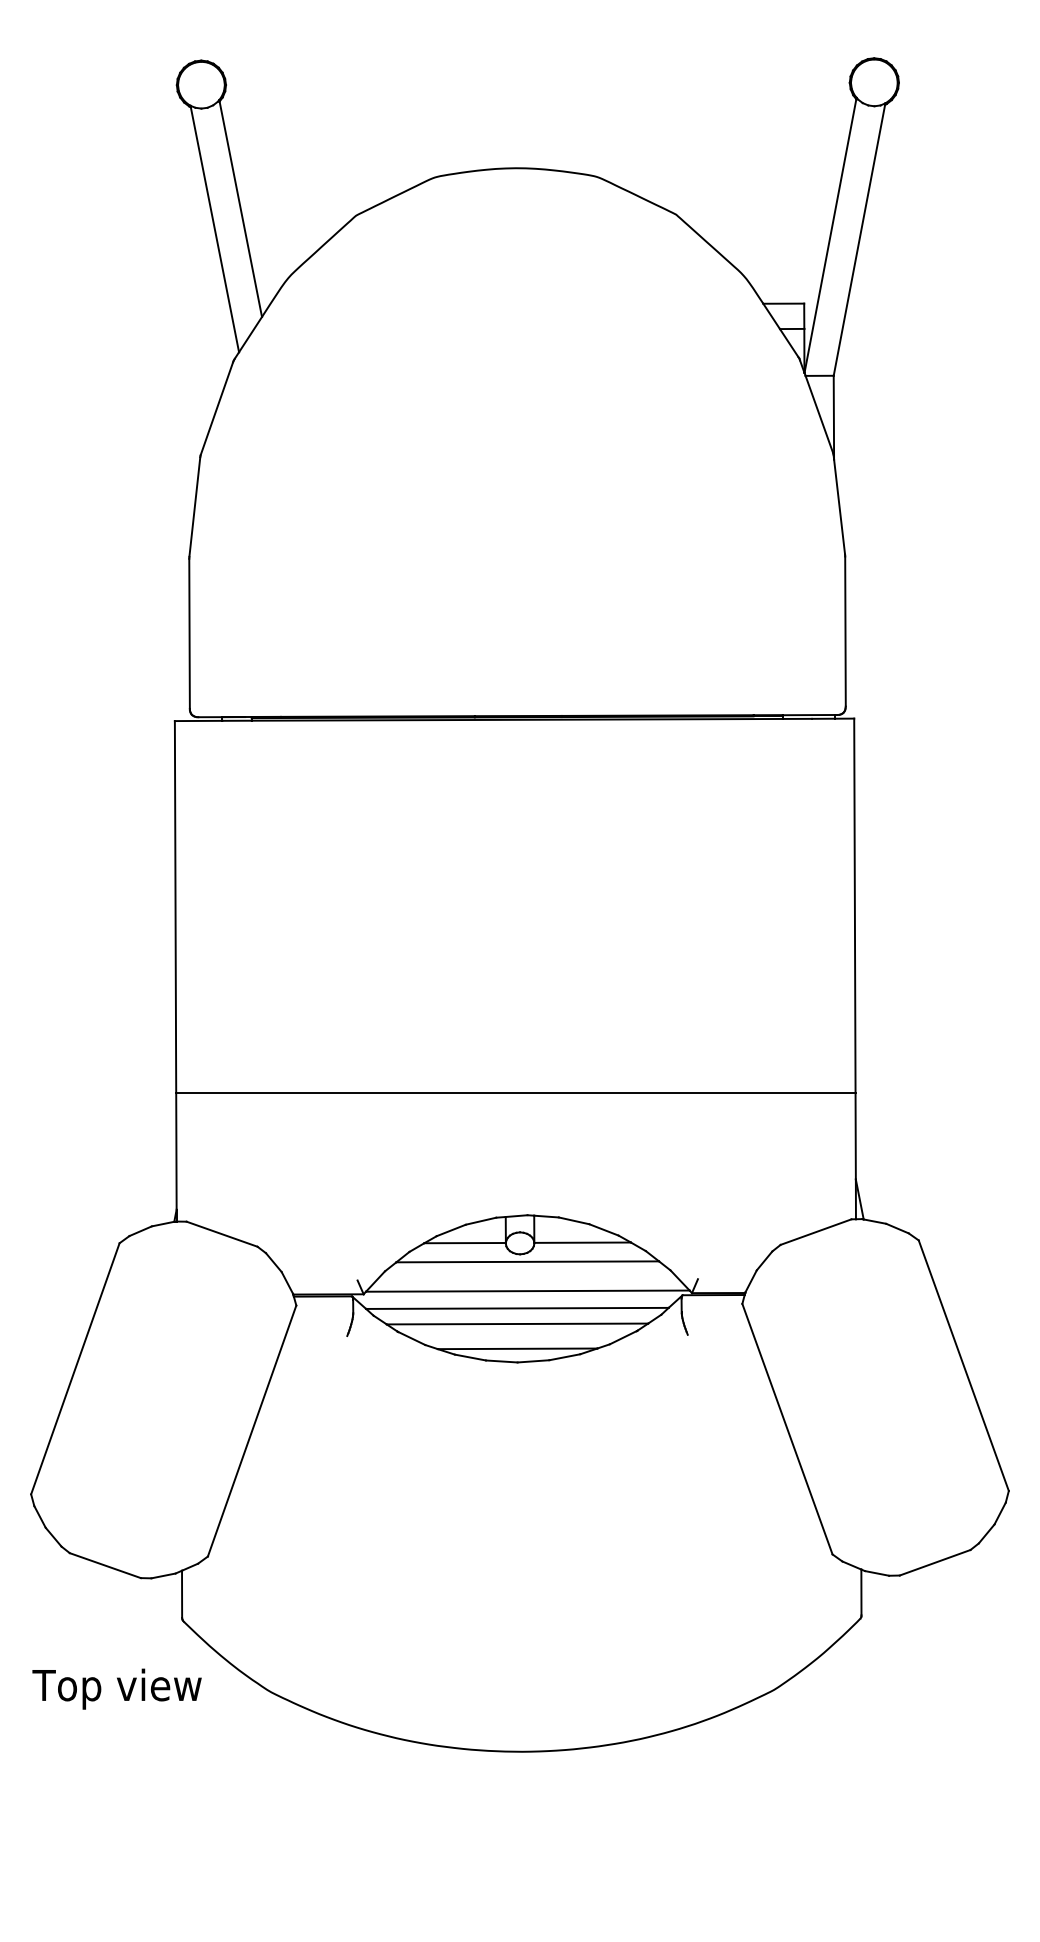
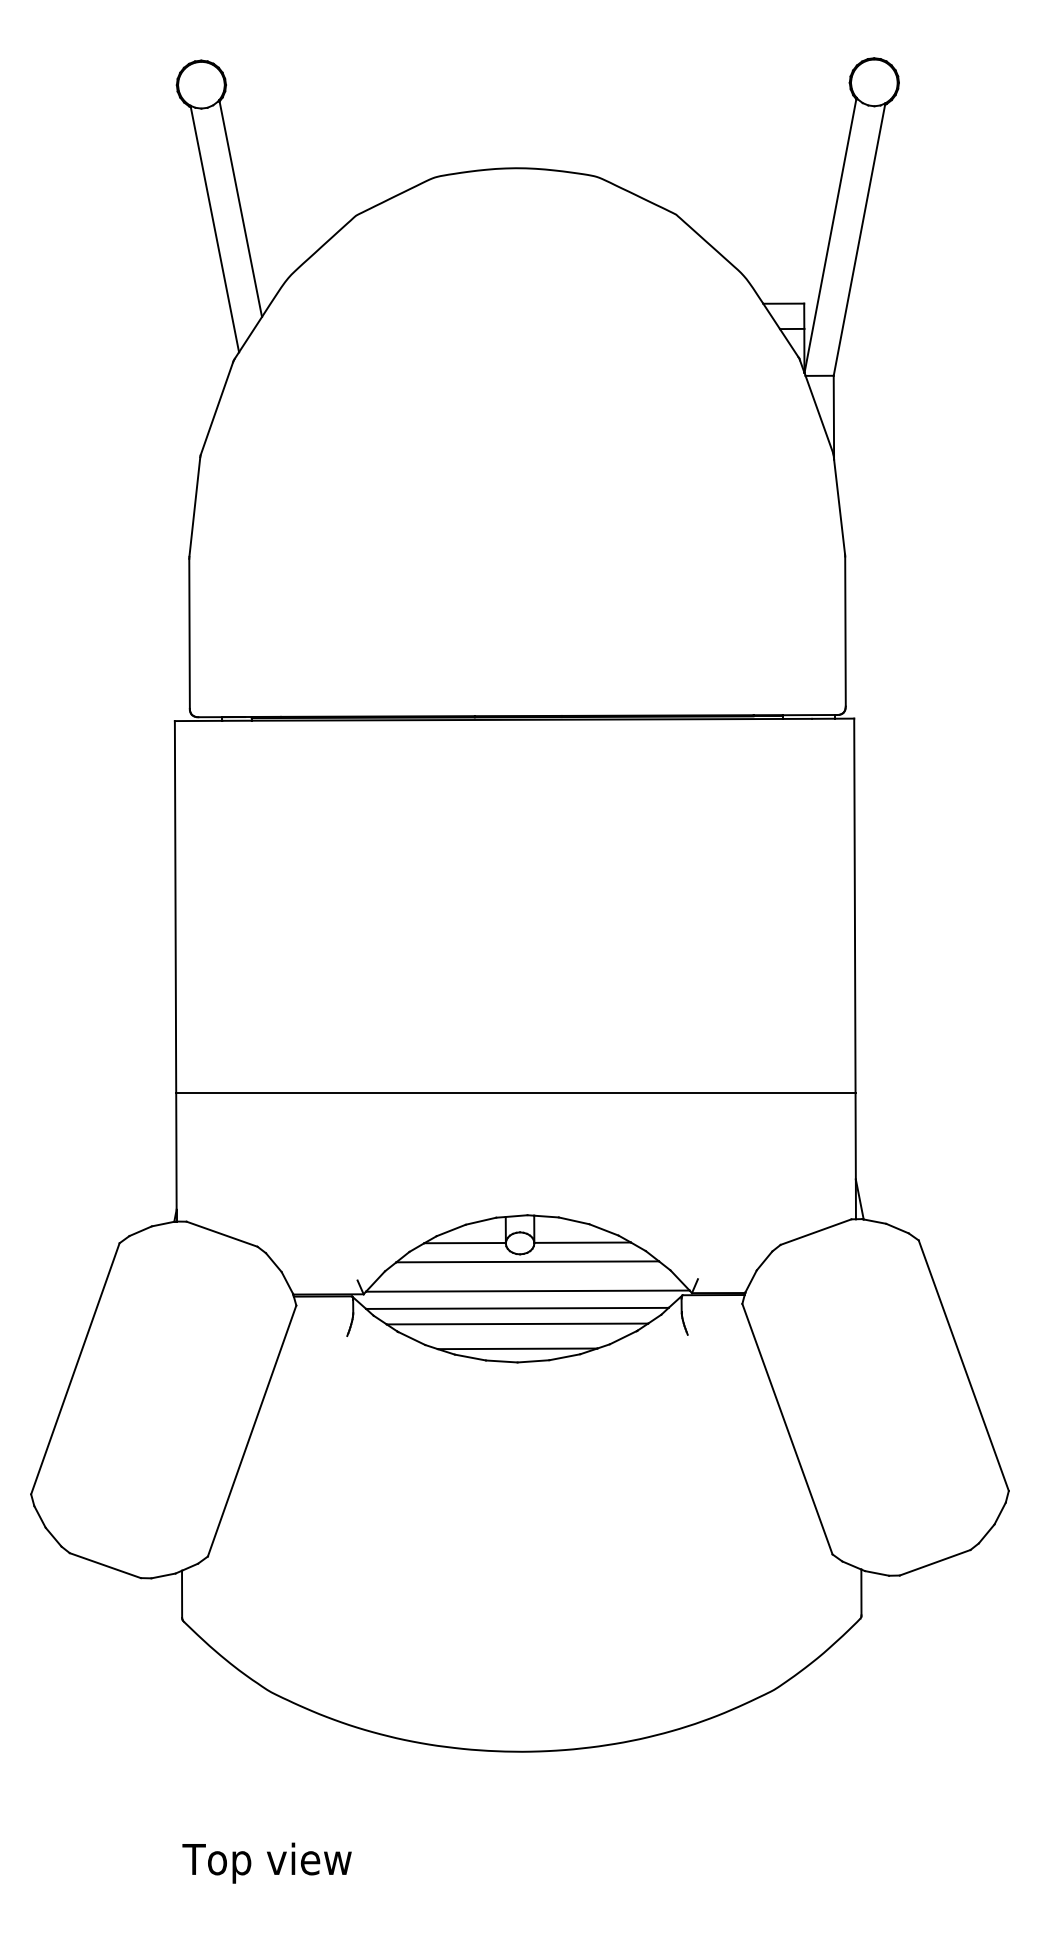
text position: (116, 1688) -> (266, 1862) (266, 1862)
